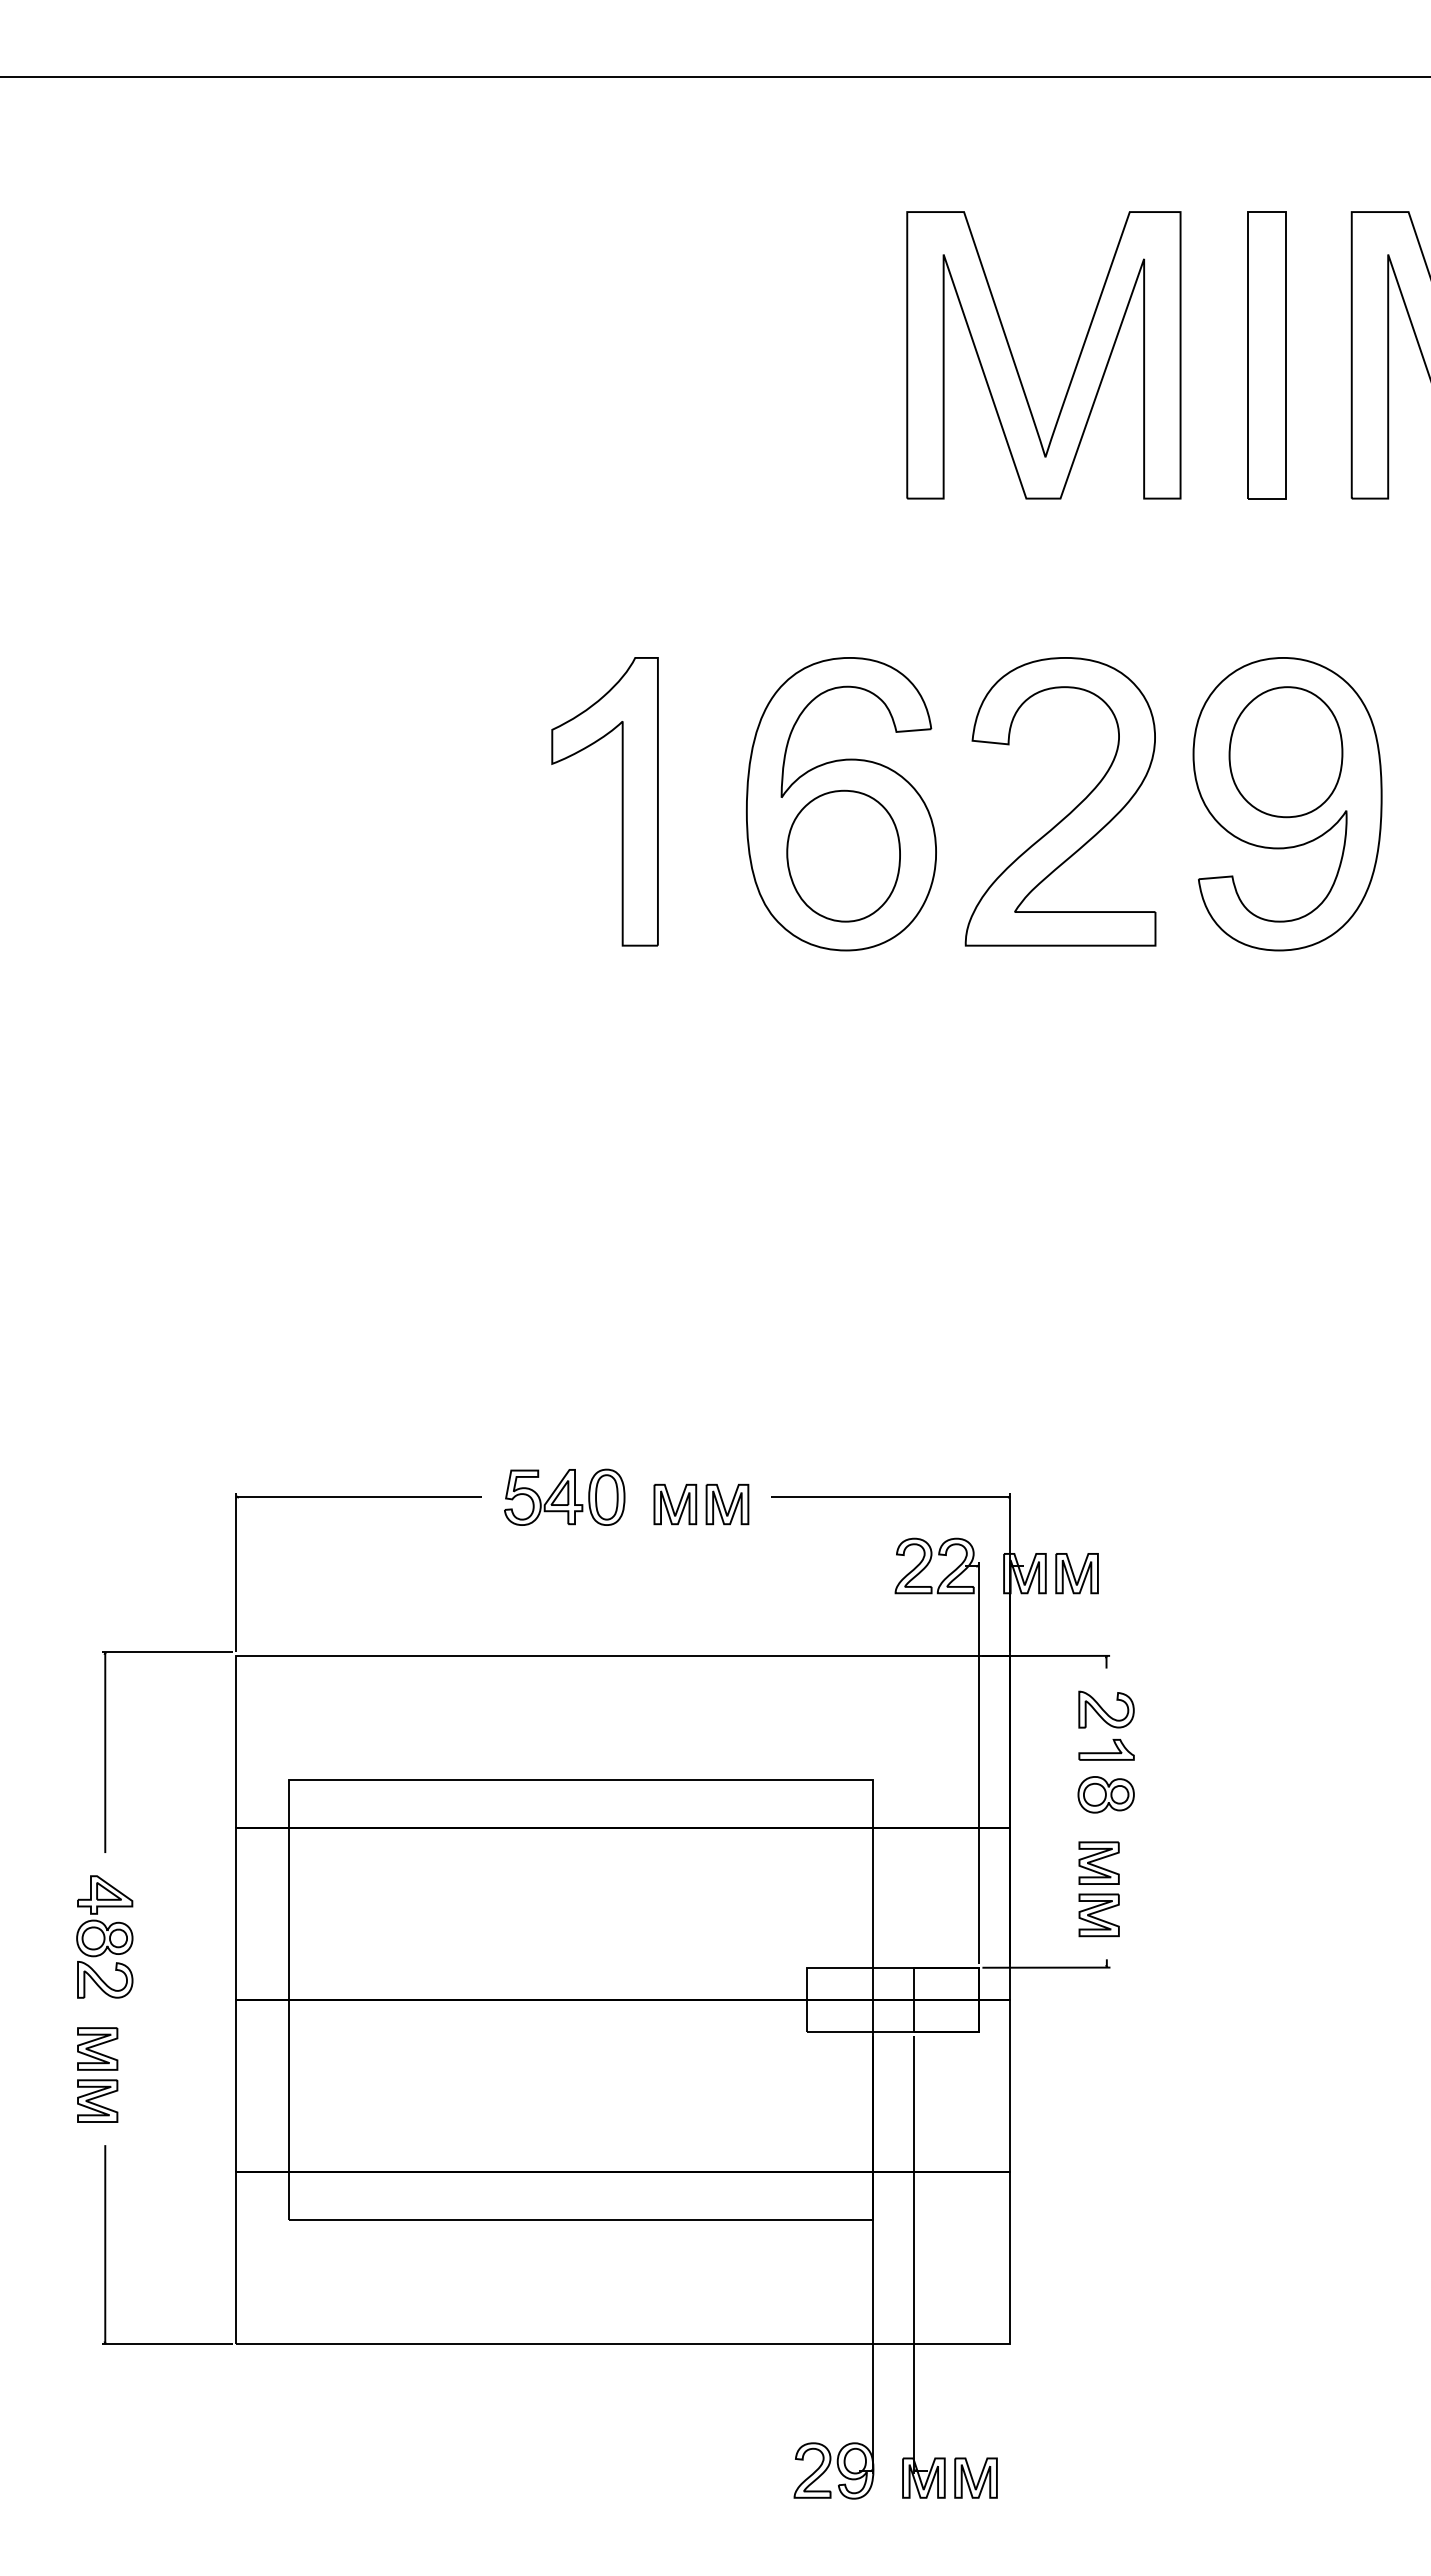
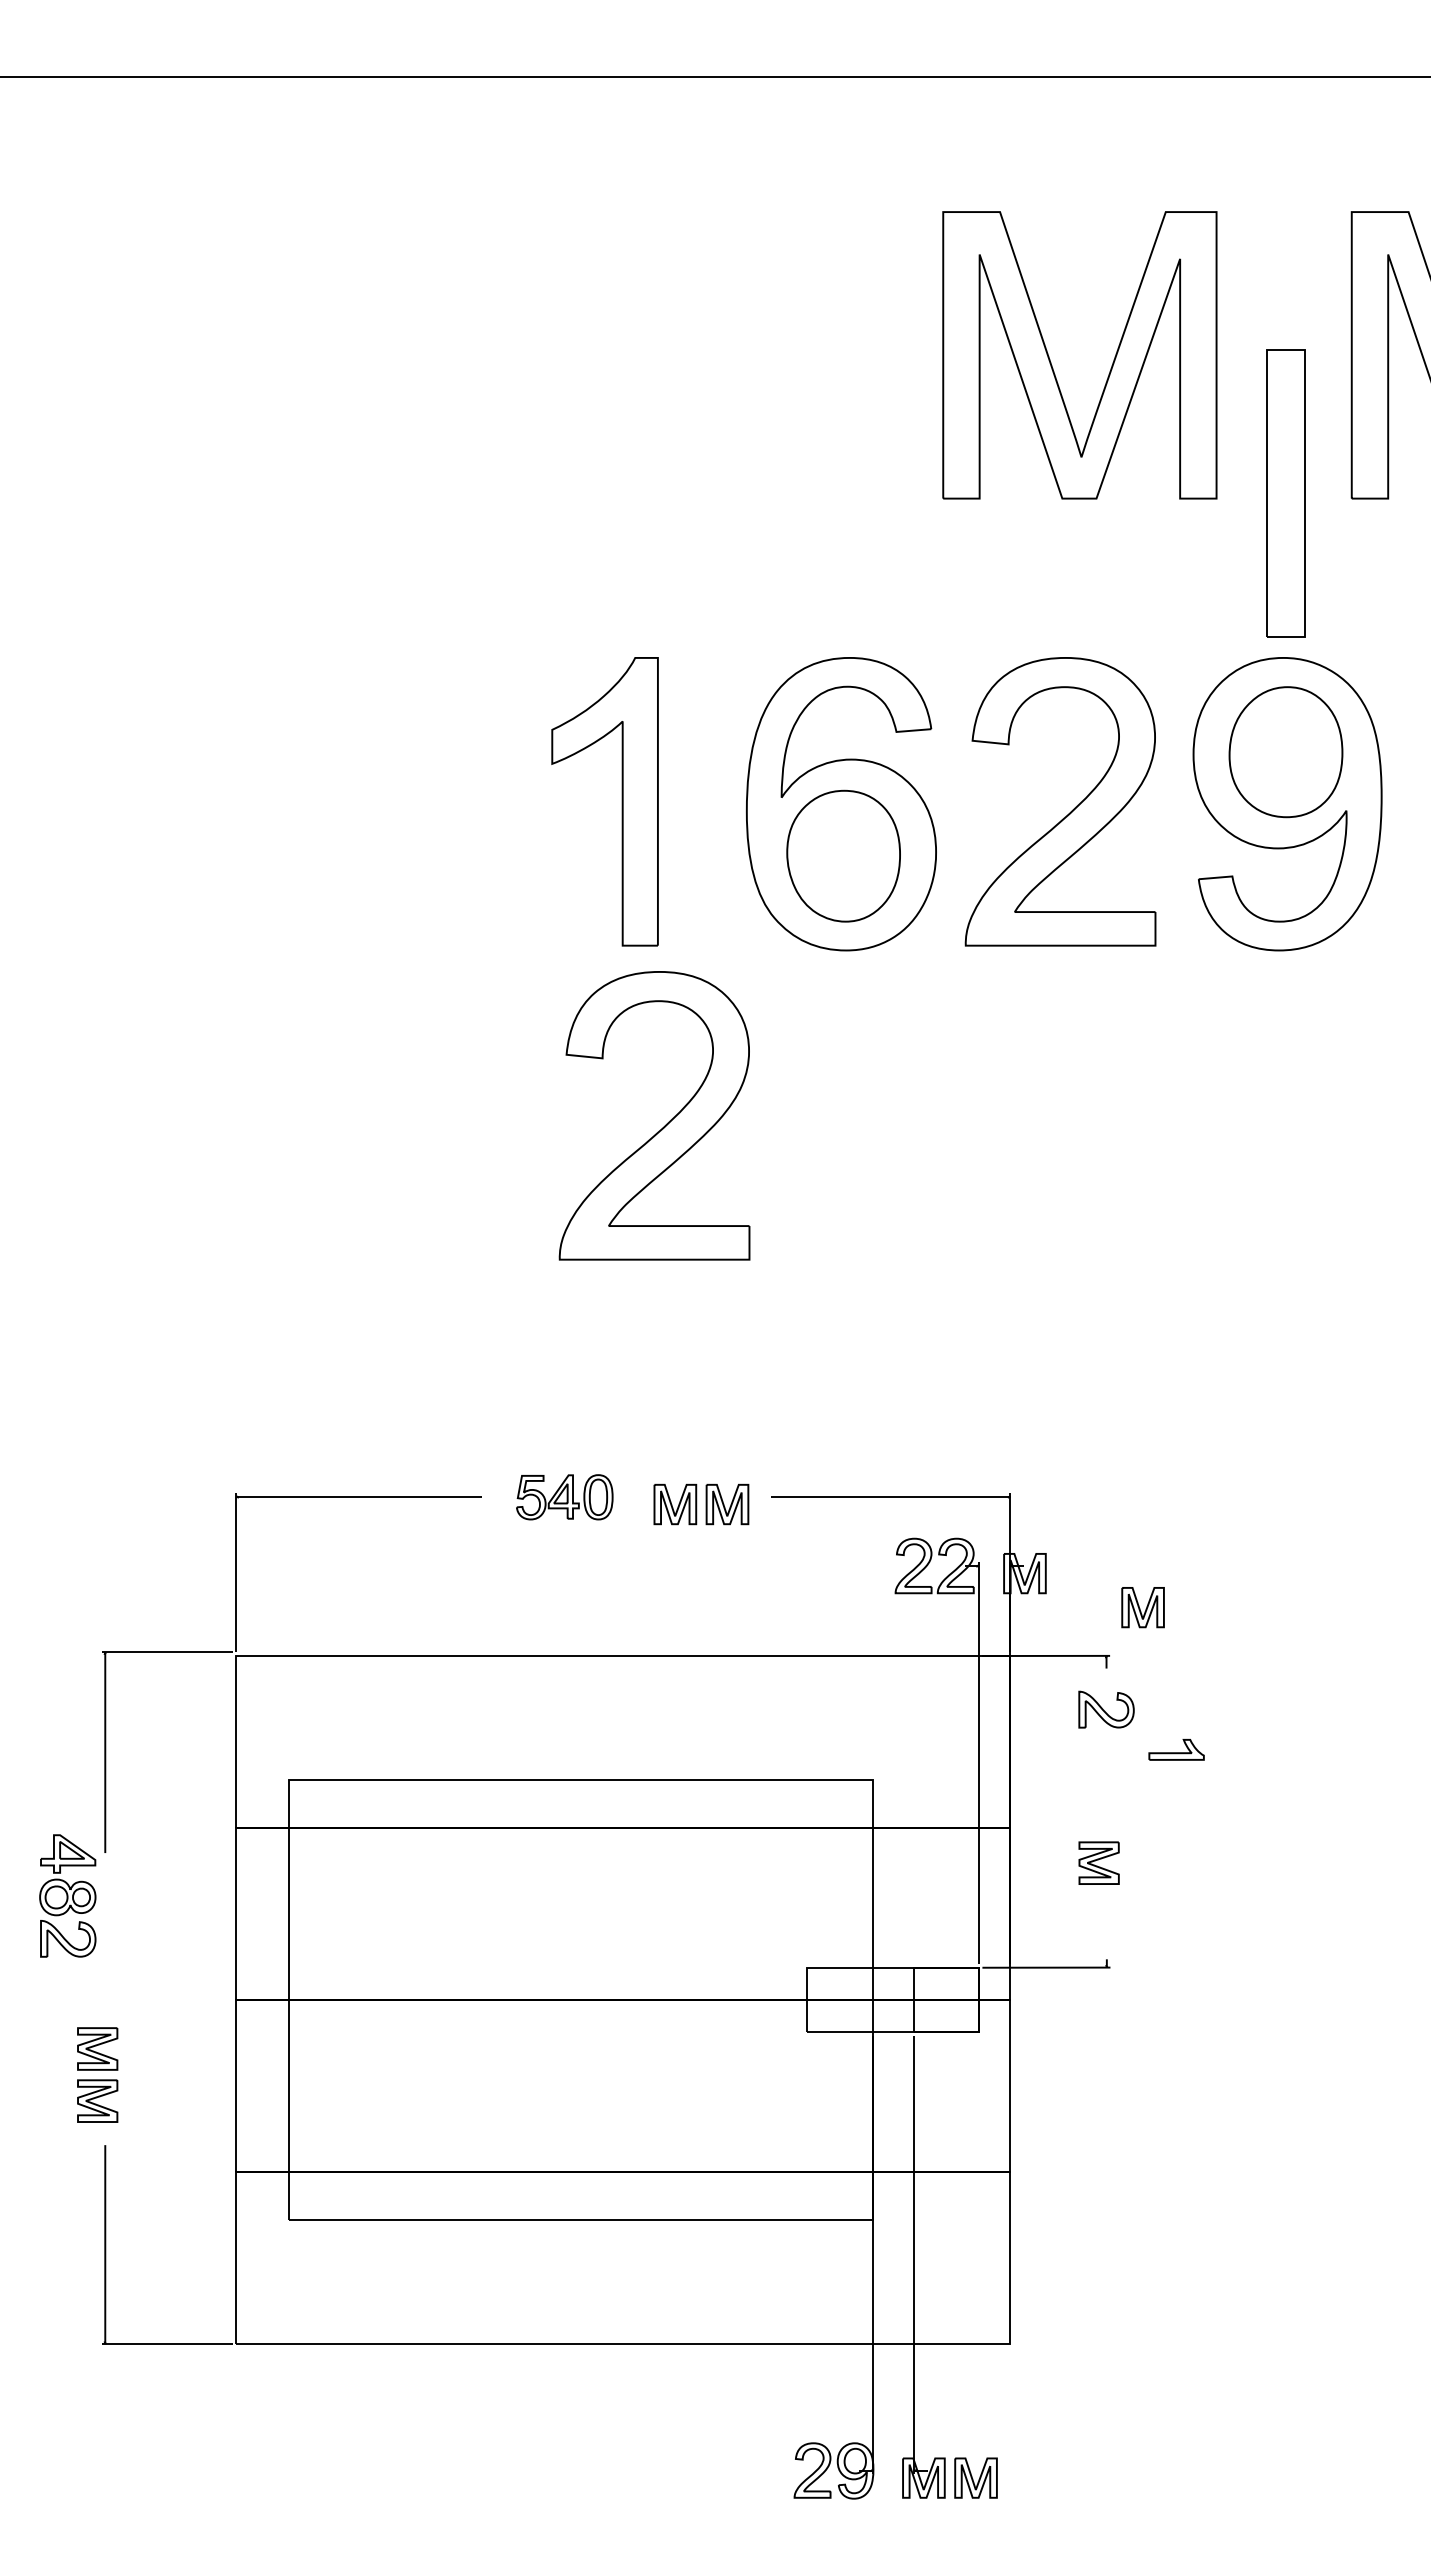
part position: (1266, 355) -> (1285, 493) (1285, 493)
part position: (1016, 365) -> (1052, 365) (1052, 365)
part: none -> present (664, 1125)
part size: 122x58 px -> 98x47 px (564, 1497)
part position: (1076, 1573) -> (1142, 1607) (1142, 1607)
part position: (1106, 1749) -> (1176, 1749) (1176, 1749)
part: present -> none (1105, 1794)
part: present -> none (1098, 1915)
part position: (104, 1936) -> (67, 1895) (67, 1895)
